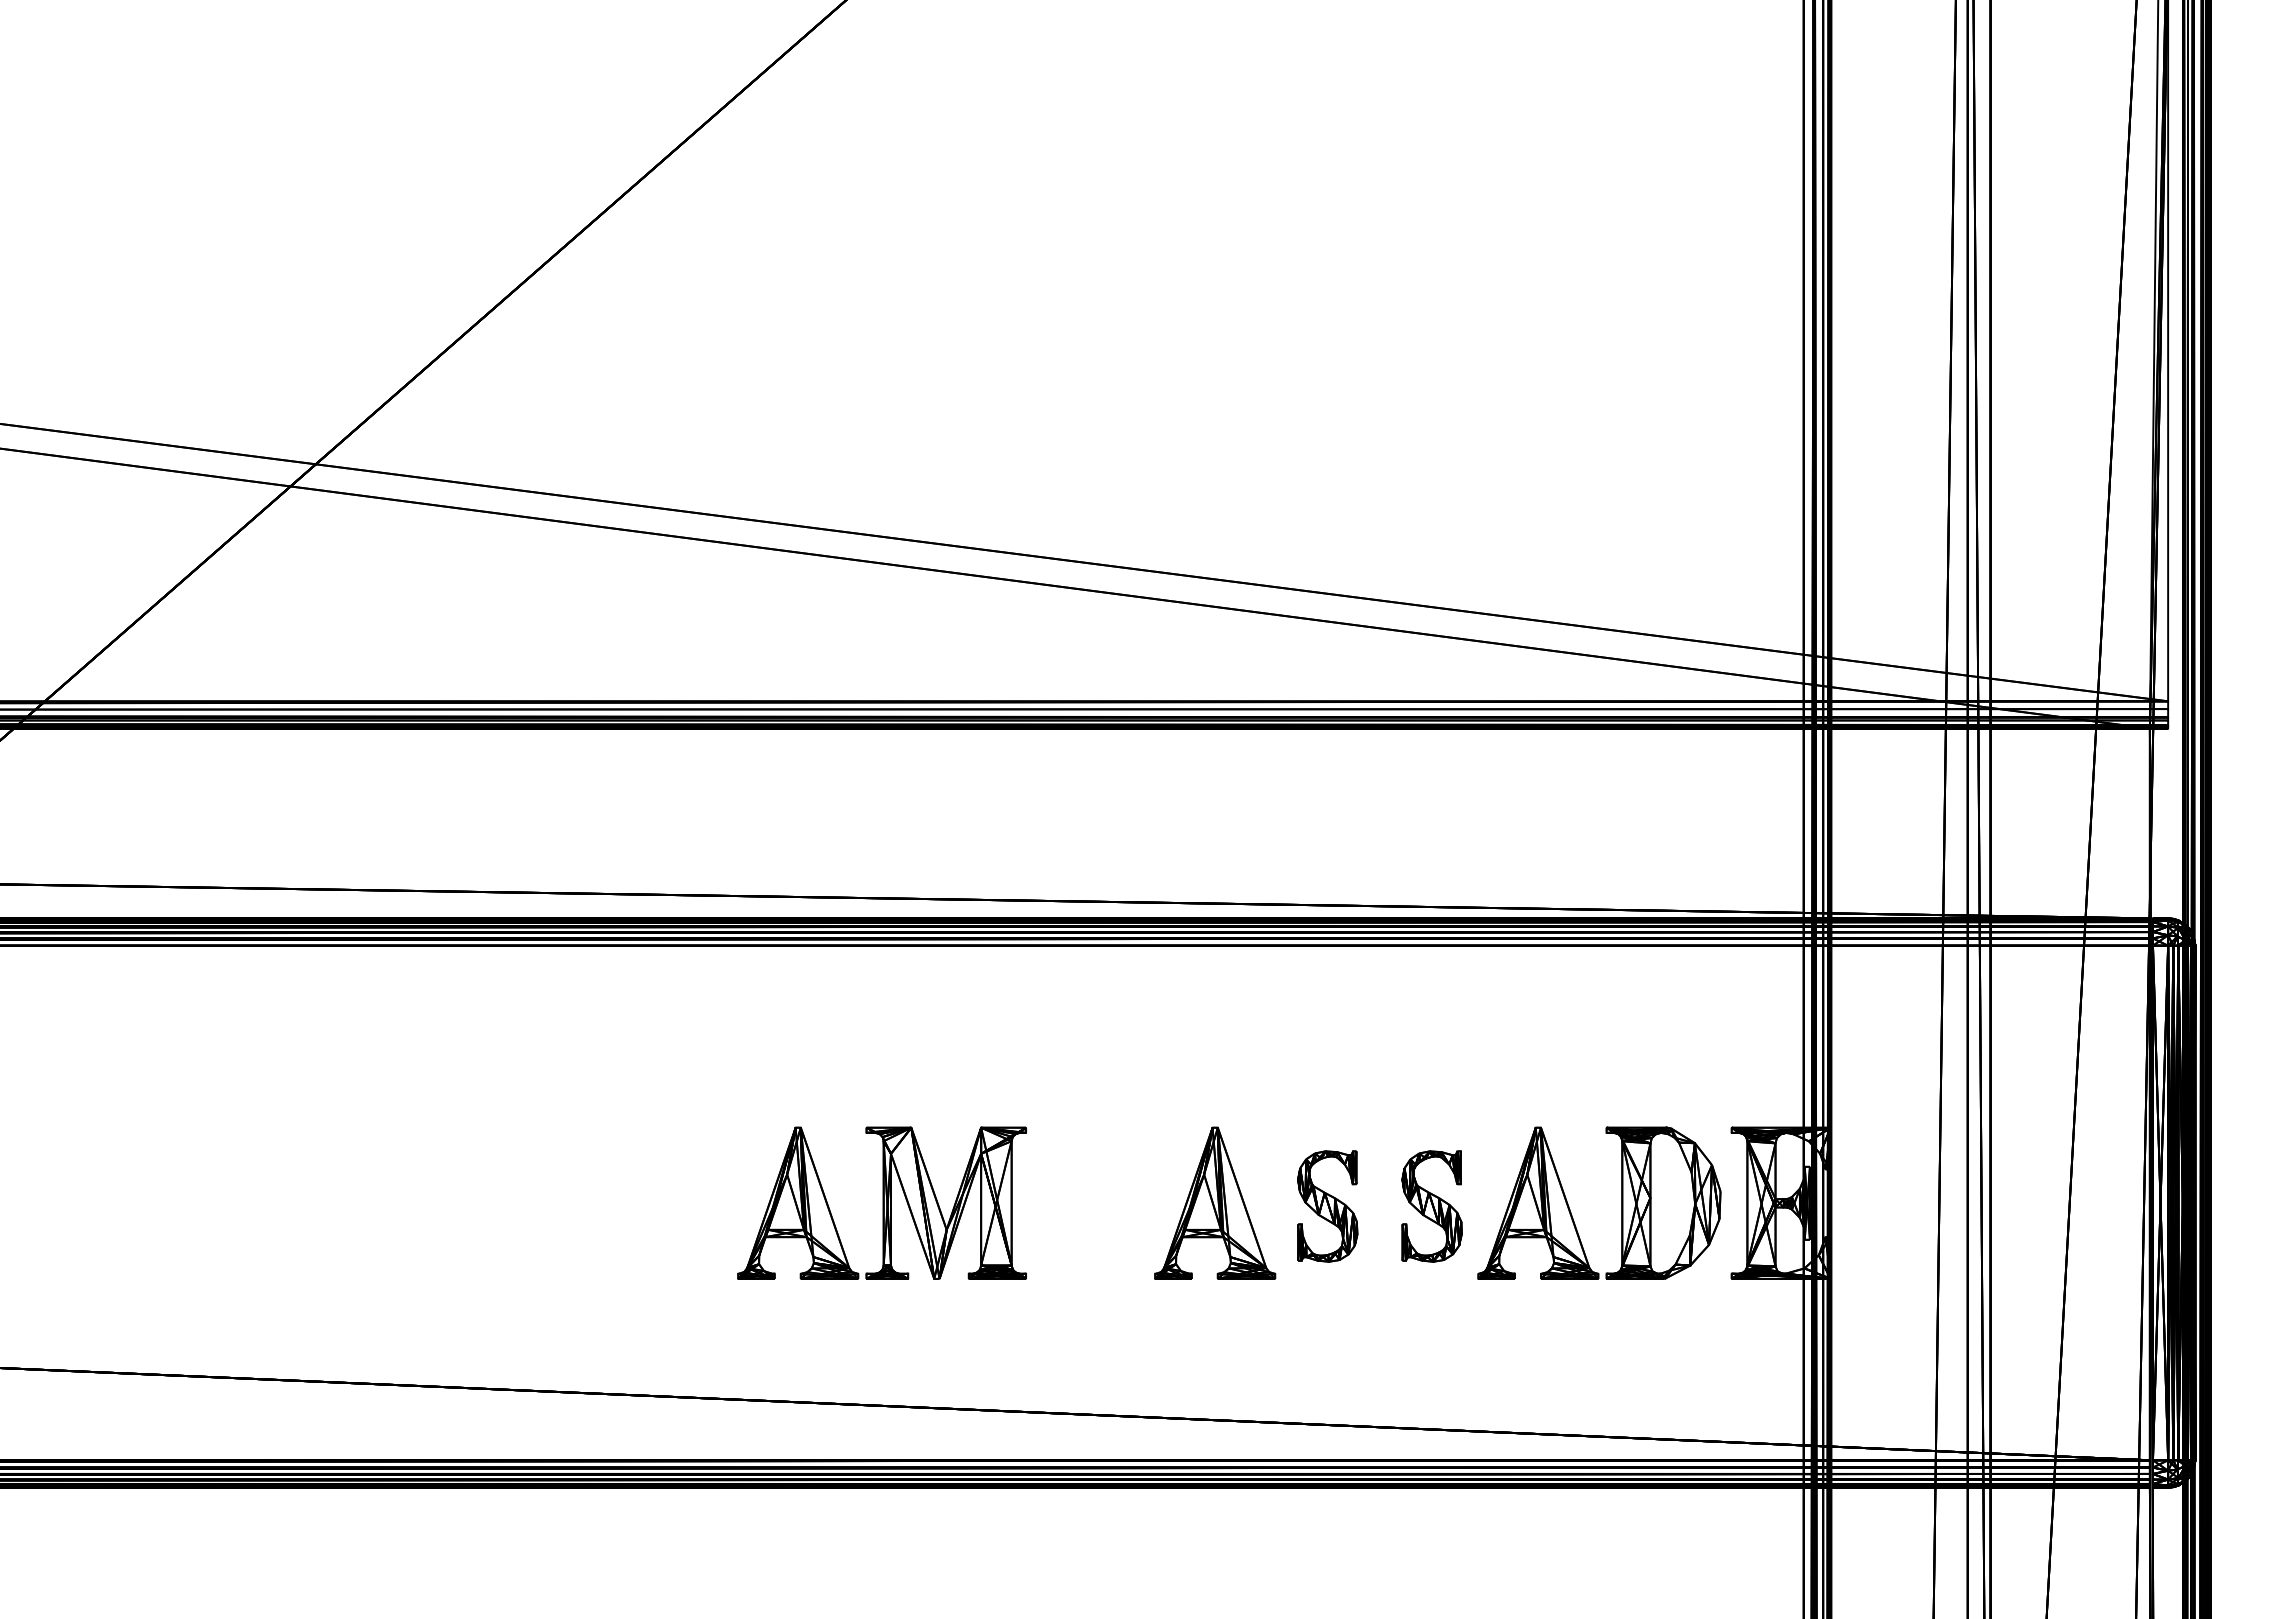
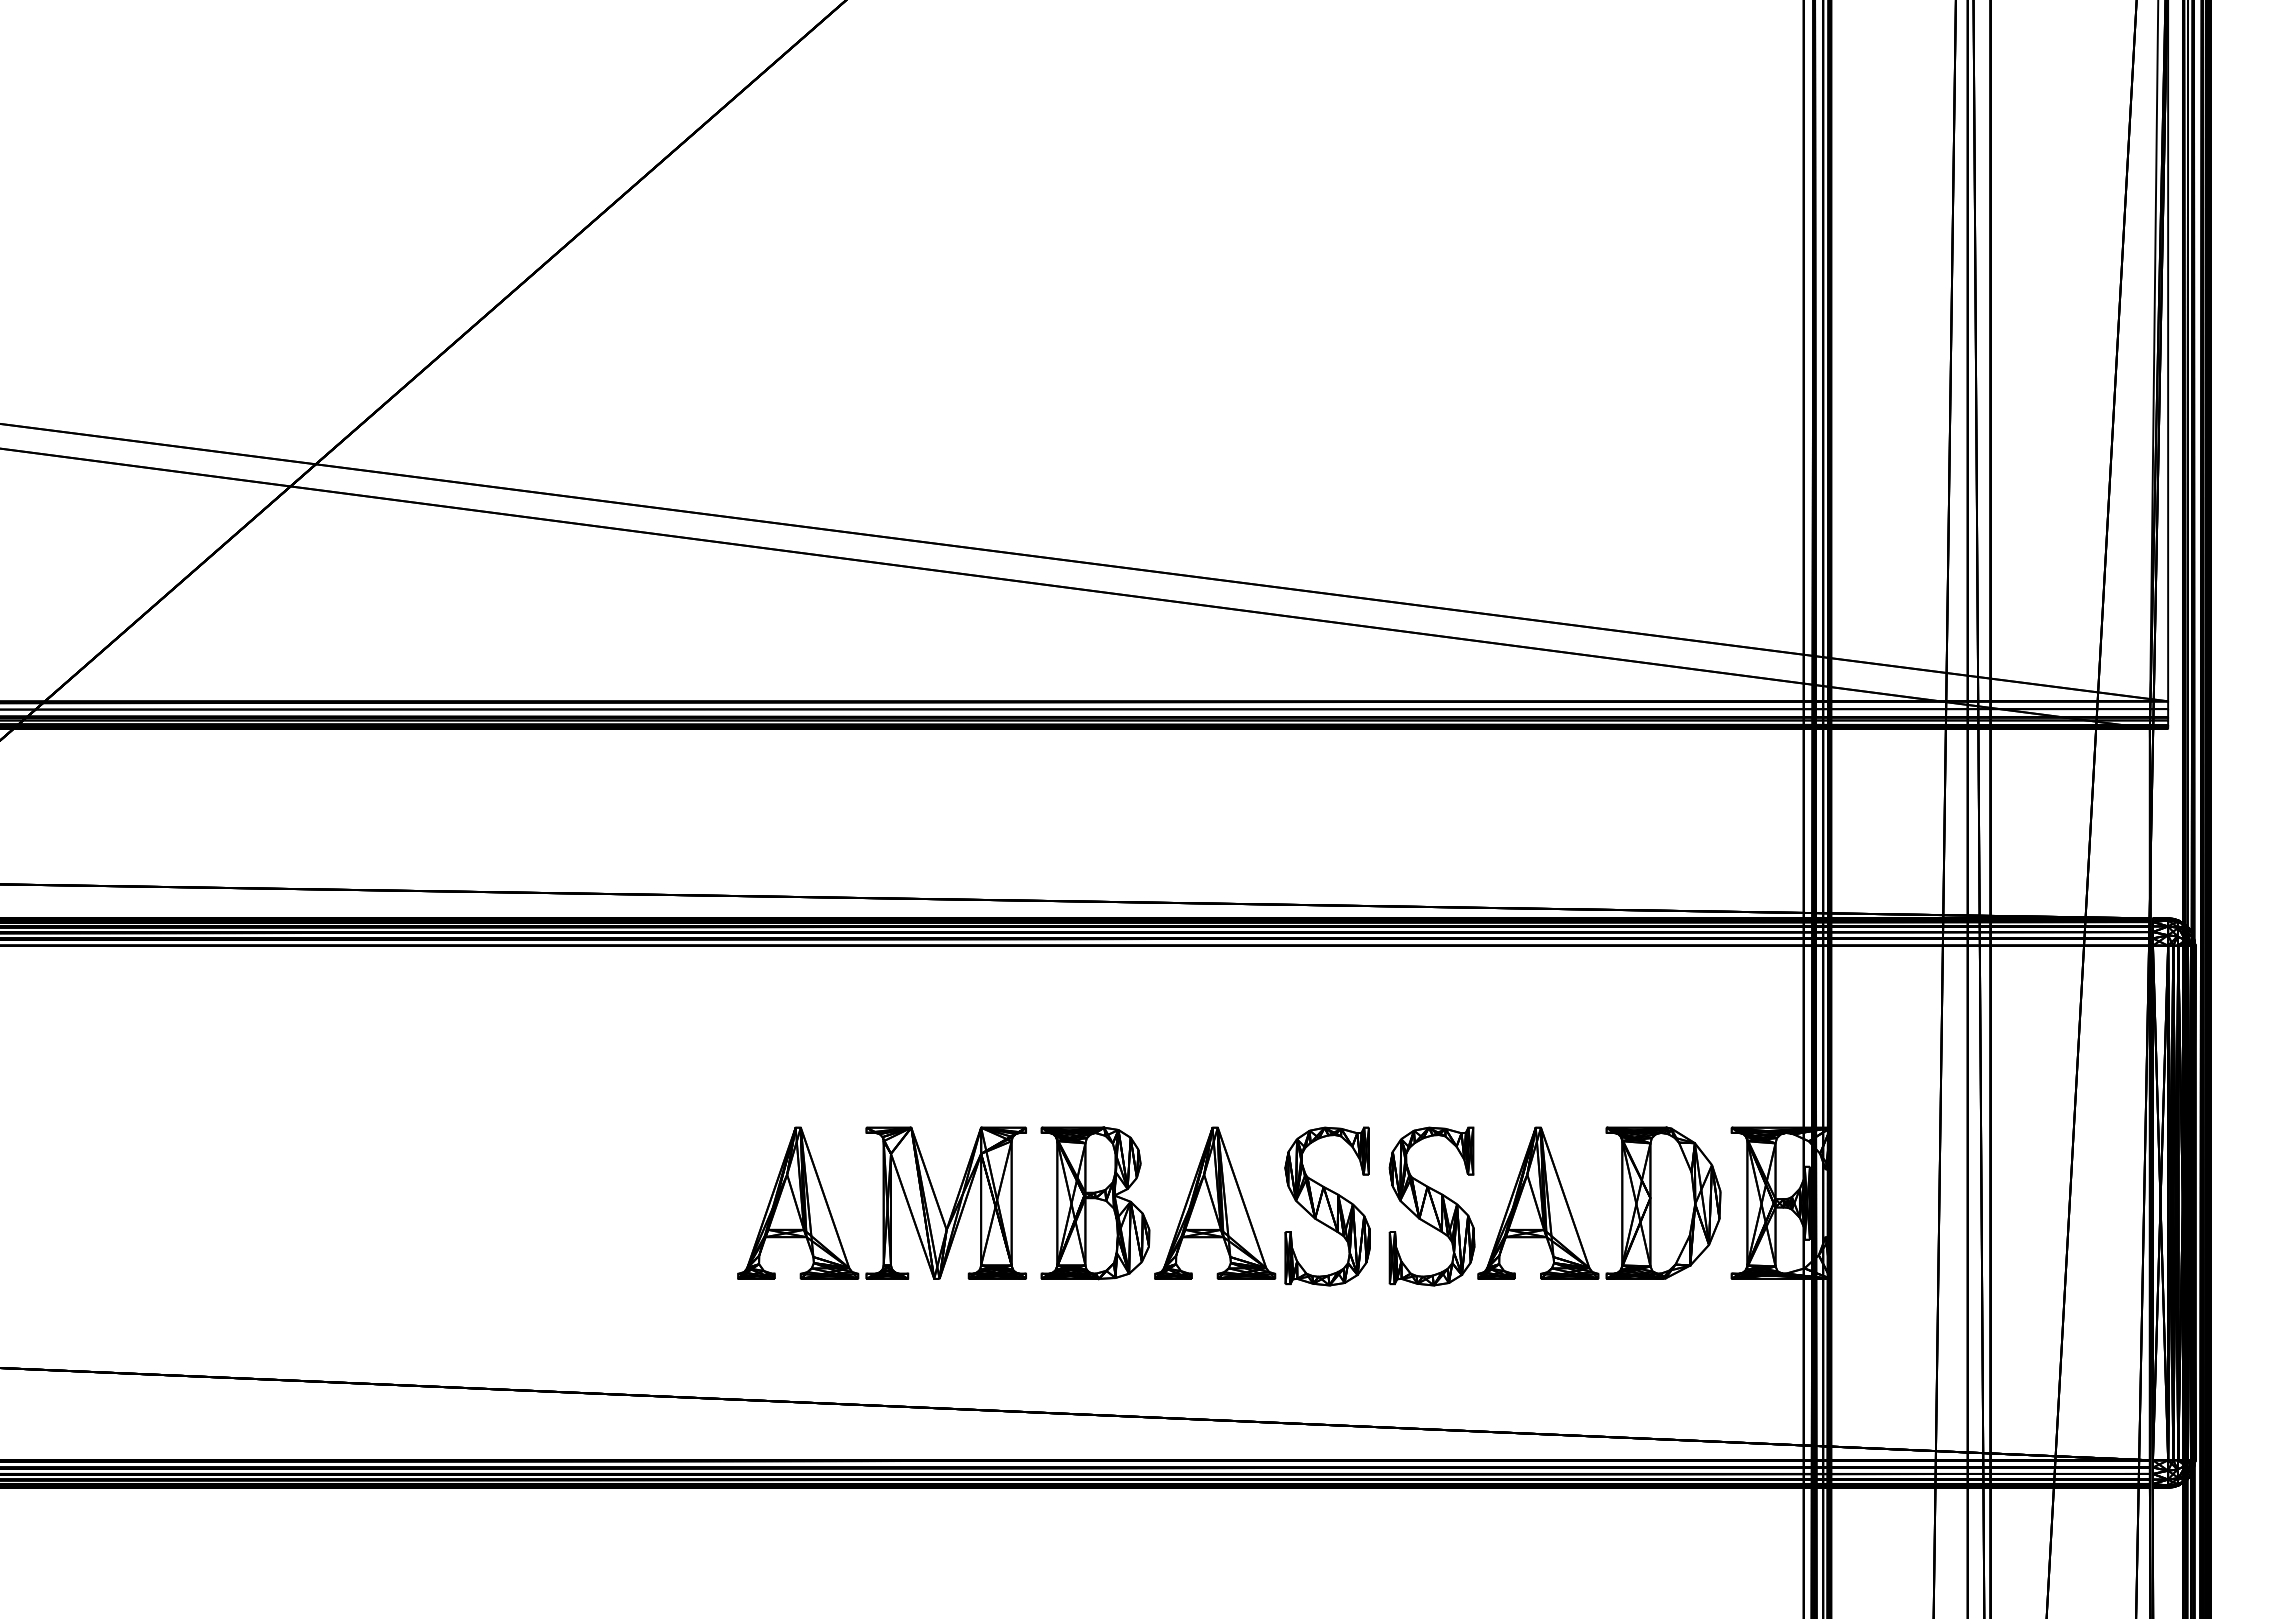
part: none -> present (1095, 1203)
part size: 62x113 px -> 87x161 px (1327, 1206)
part size: 62x113 px -> 88x161 px (1431, 1206)
